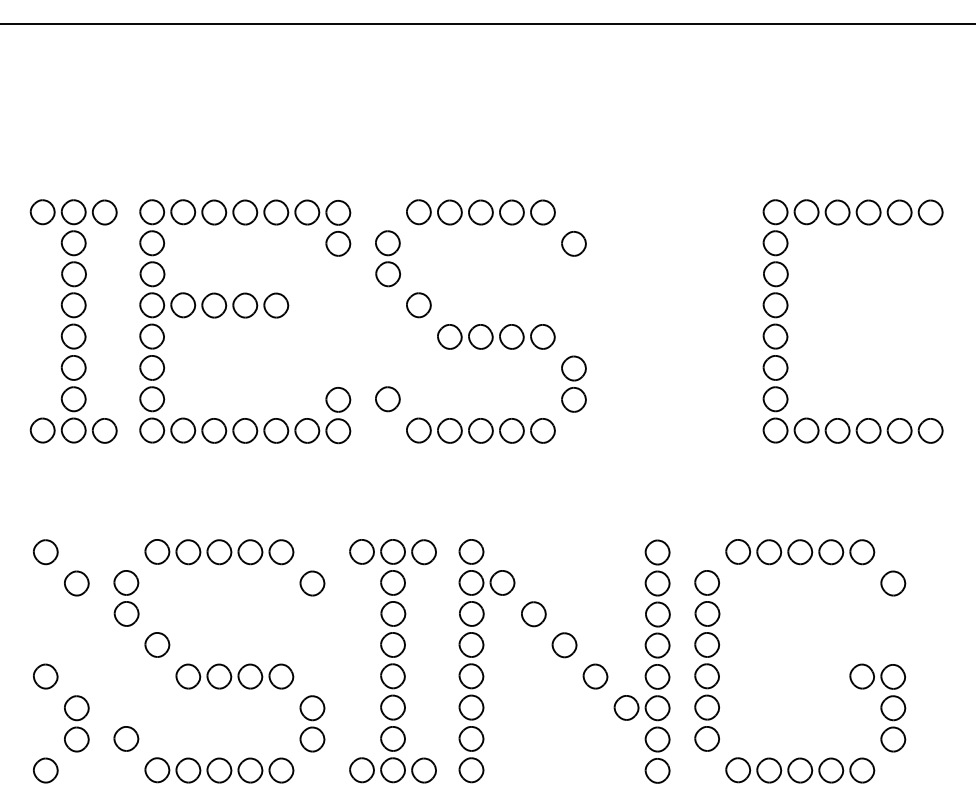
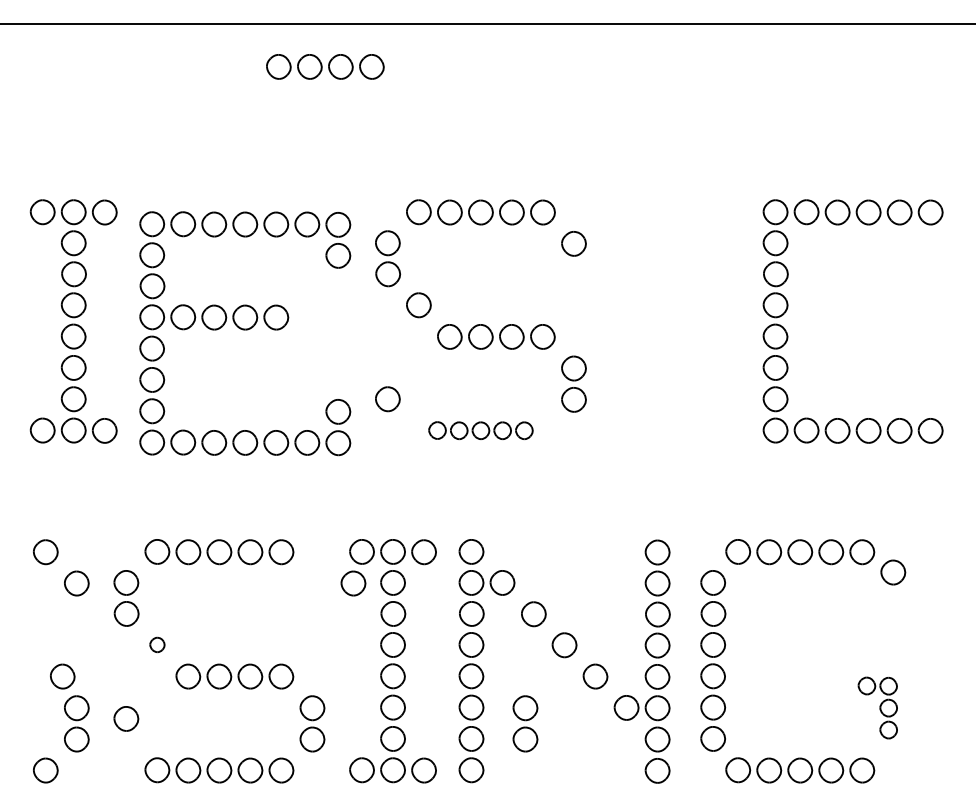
part: none -> present (325, 66)
part position: (245, 321) -> (245, 333) (245, 333)
part size: 150x27 px -> 106x19 px (480, 430)
part position: (312, 583) -> (353, 583) (353, 583)
part position: (893, 583) -> (893, 572) (893, 572)
part size: 27x26 px -> 17x17 px (157, 644)
part position: (707, 660) -> (713, 660) (713, 660)
part position: (45, 676) -> (62, 676) (62, 676)
part size: 58x90 px -> 41x64 px (877, 707)
part: none -> present (525, 723)
part position: (126, 738) -> (126, 718) (126, 718)
